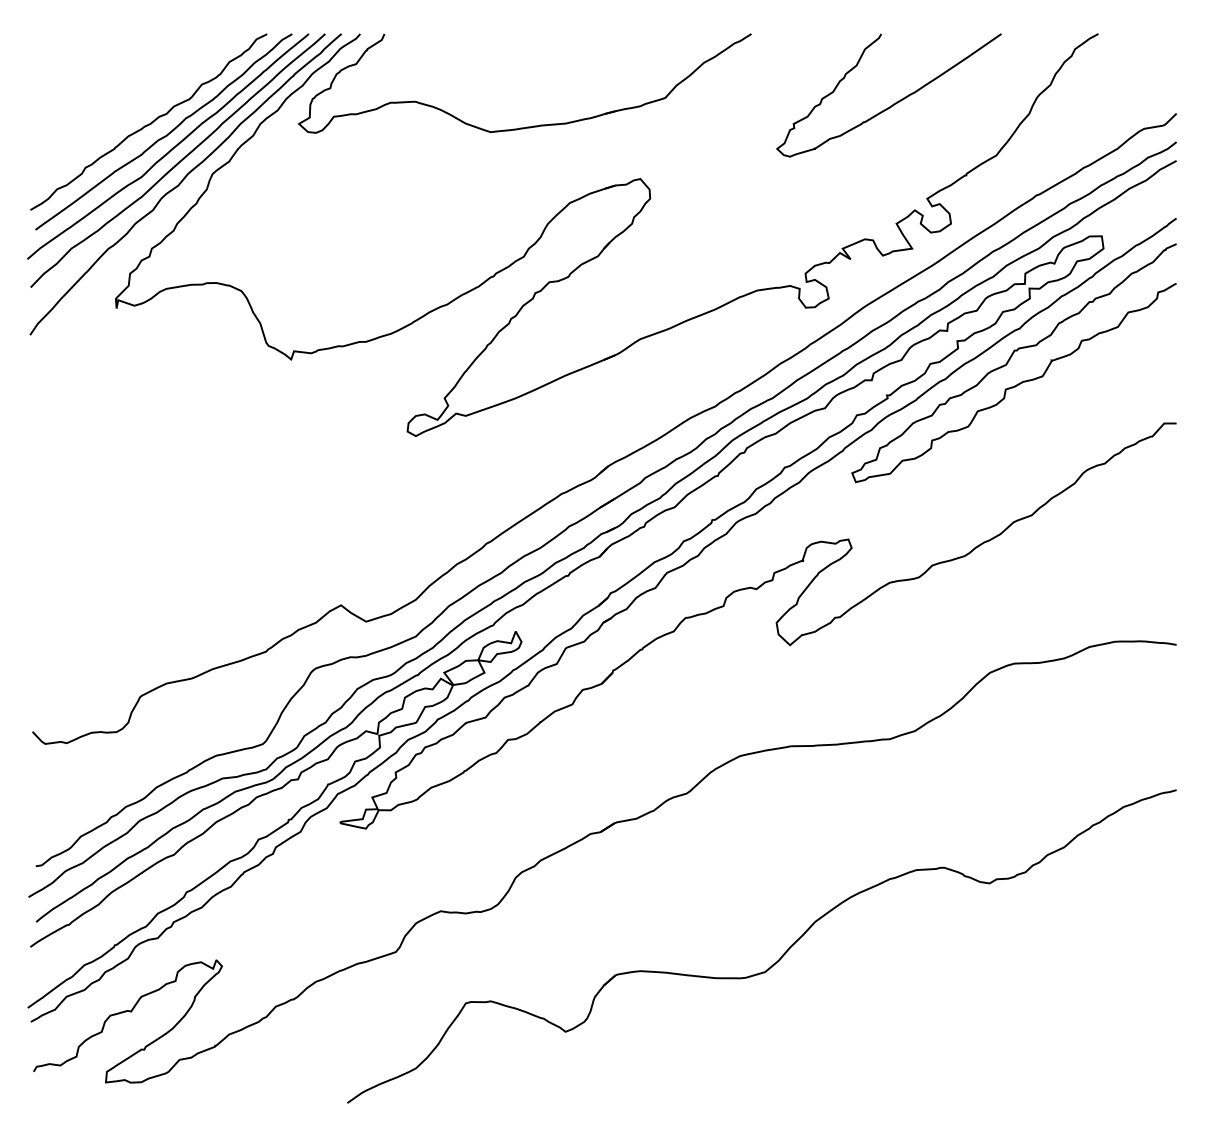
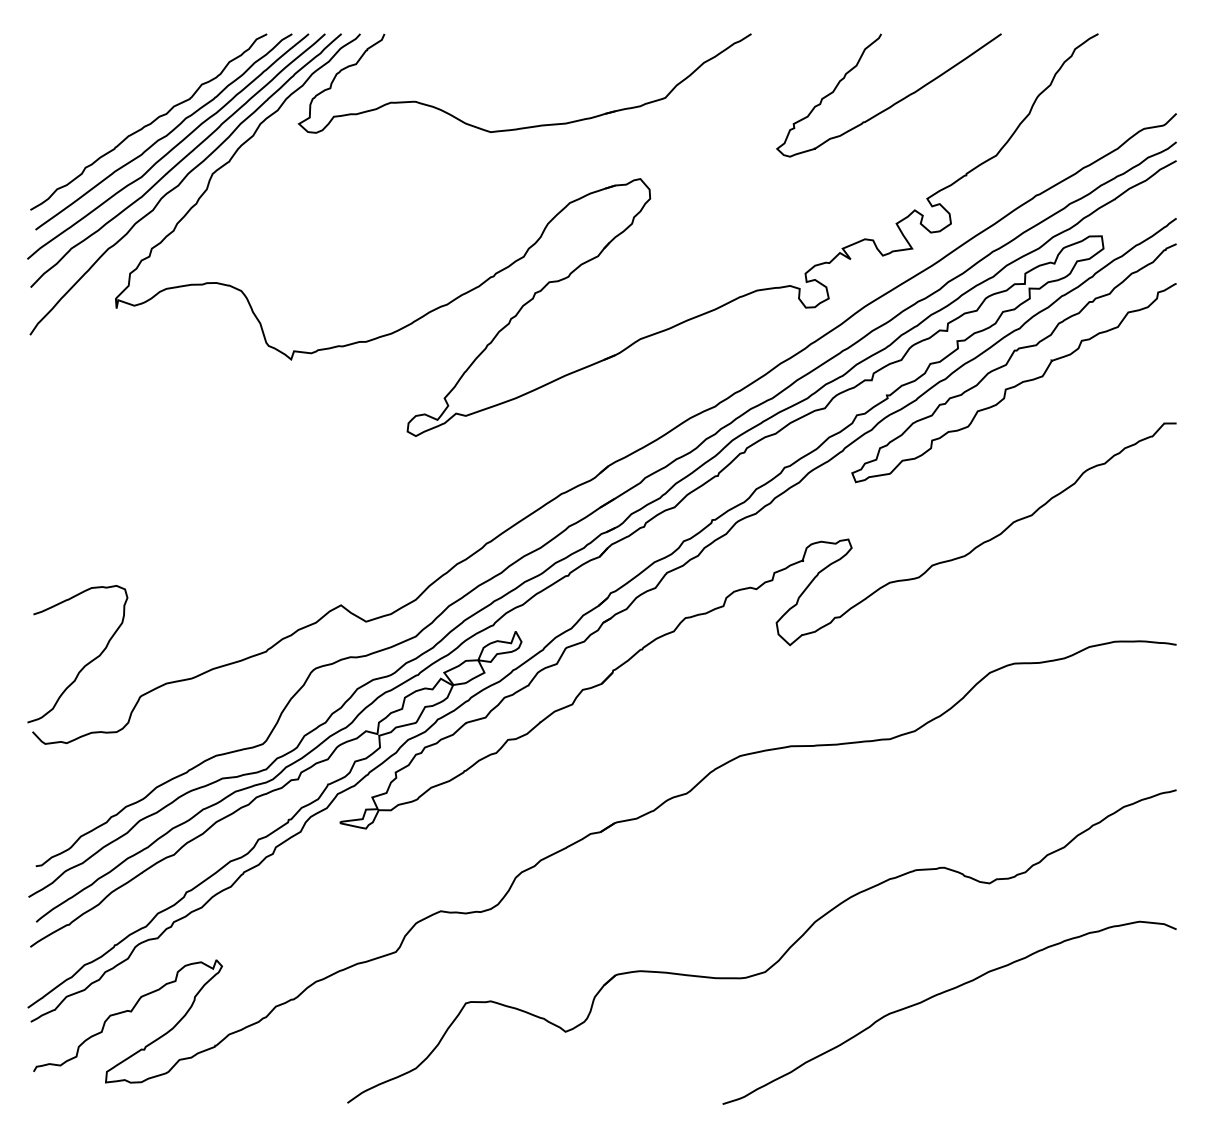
curve: none -> present (86, 663)
curve: none -> present (941, 994)
